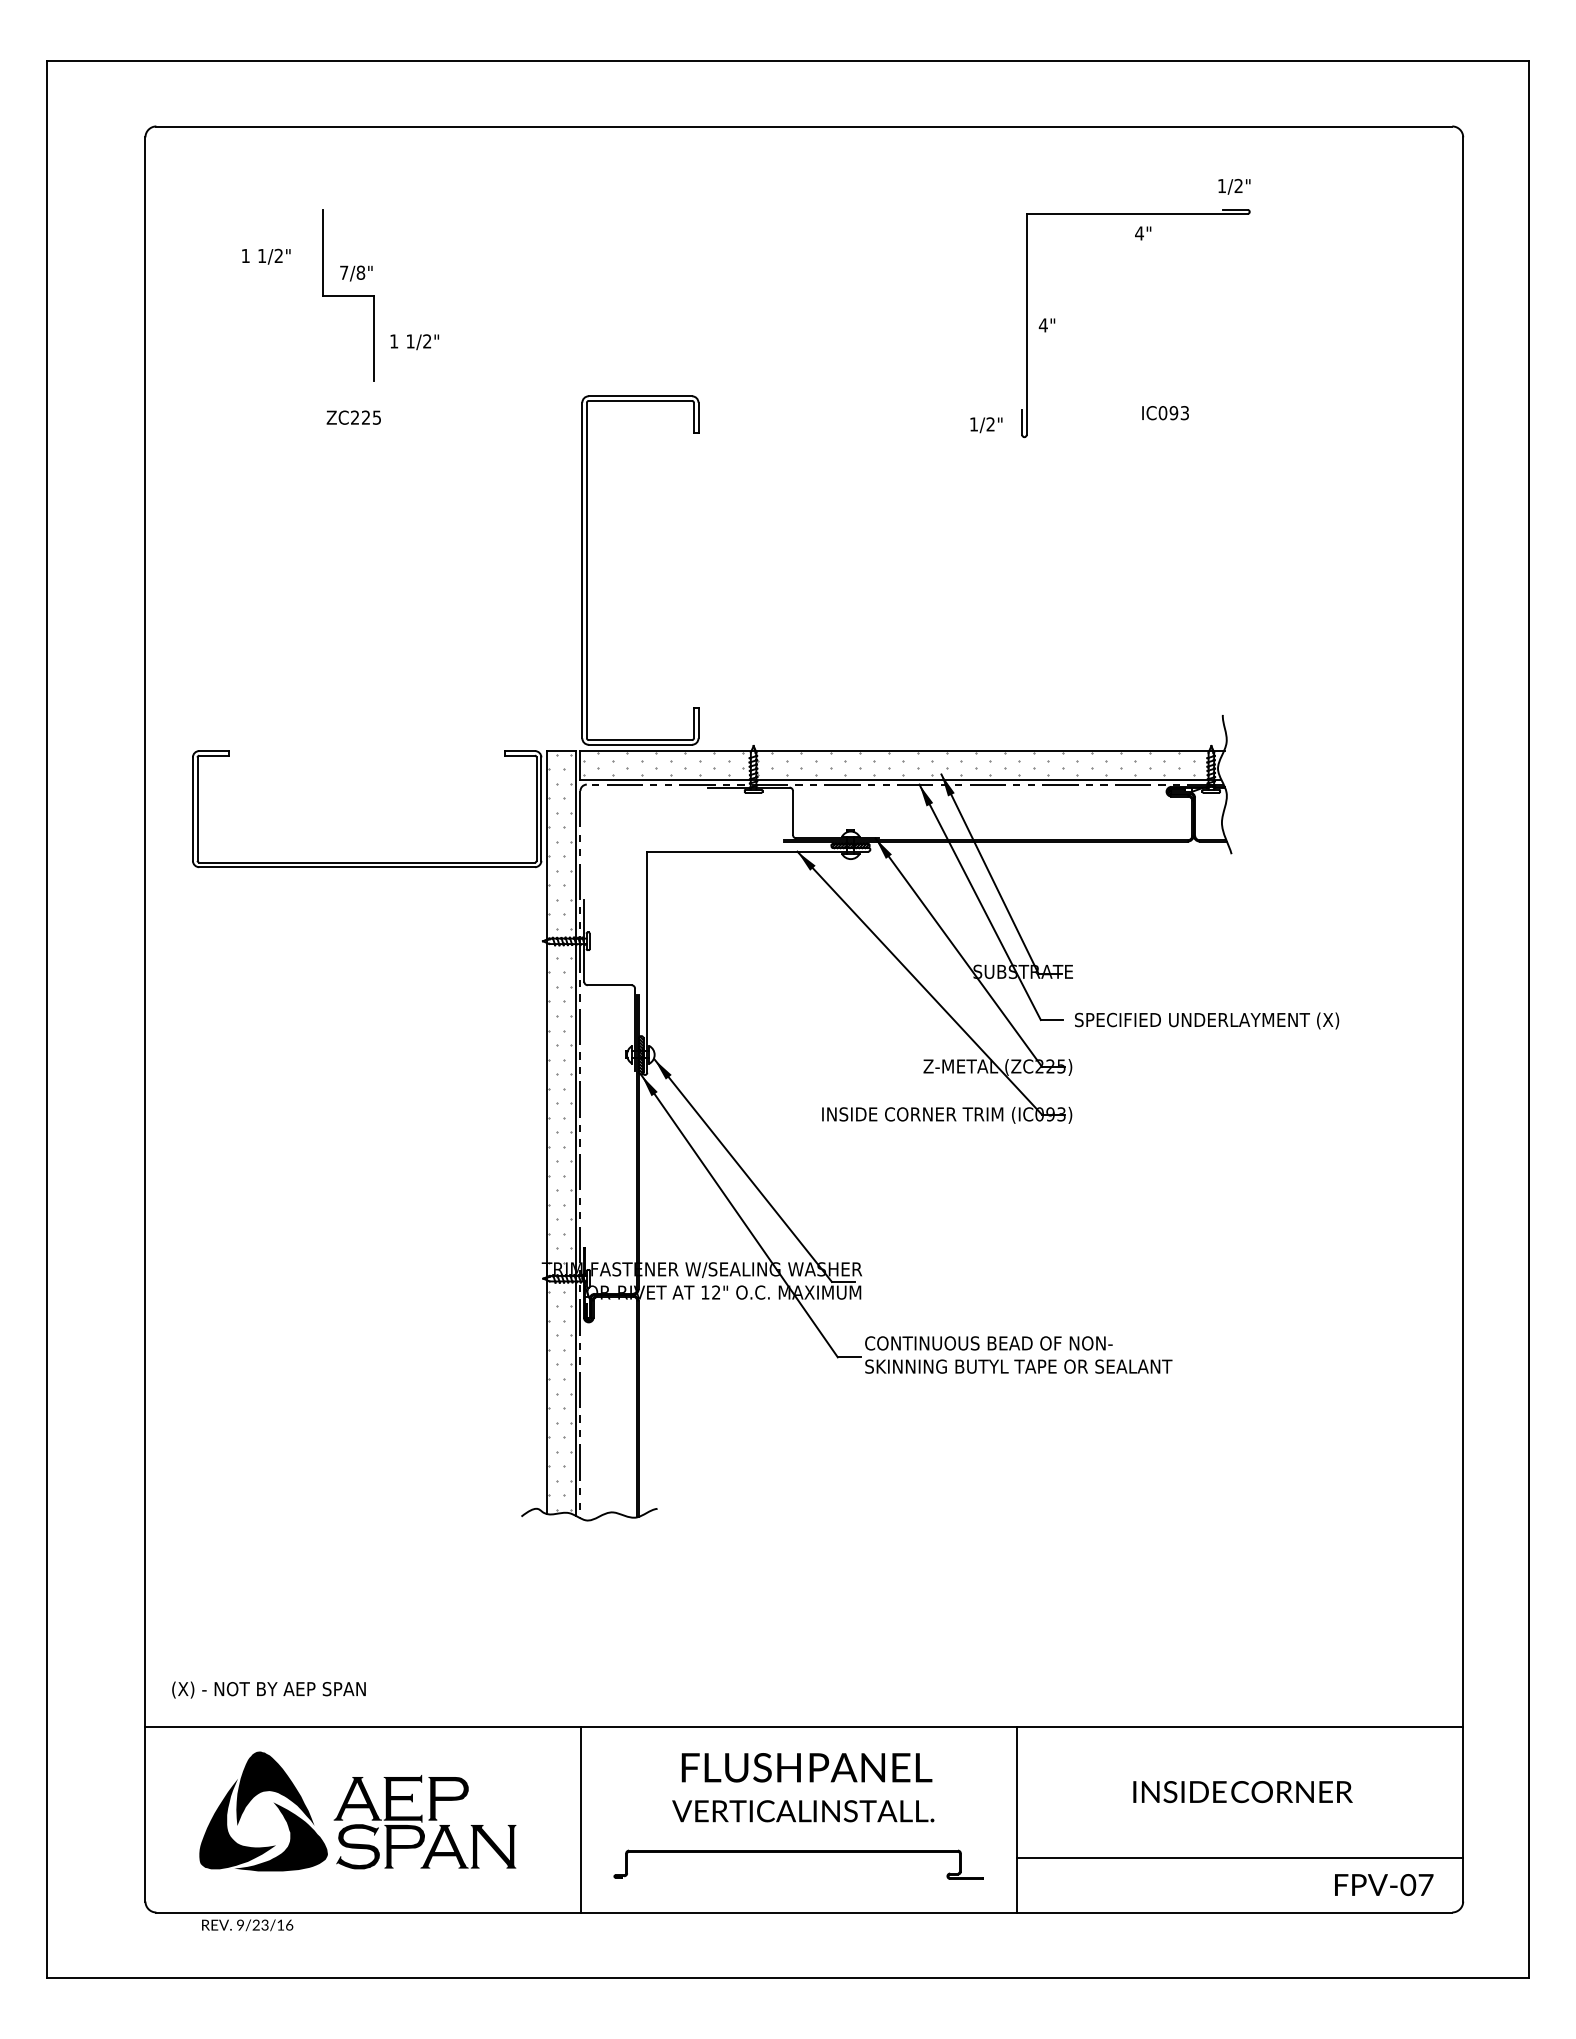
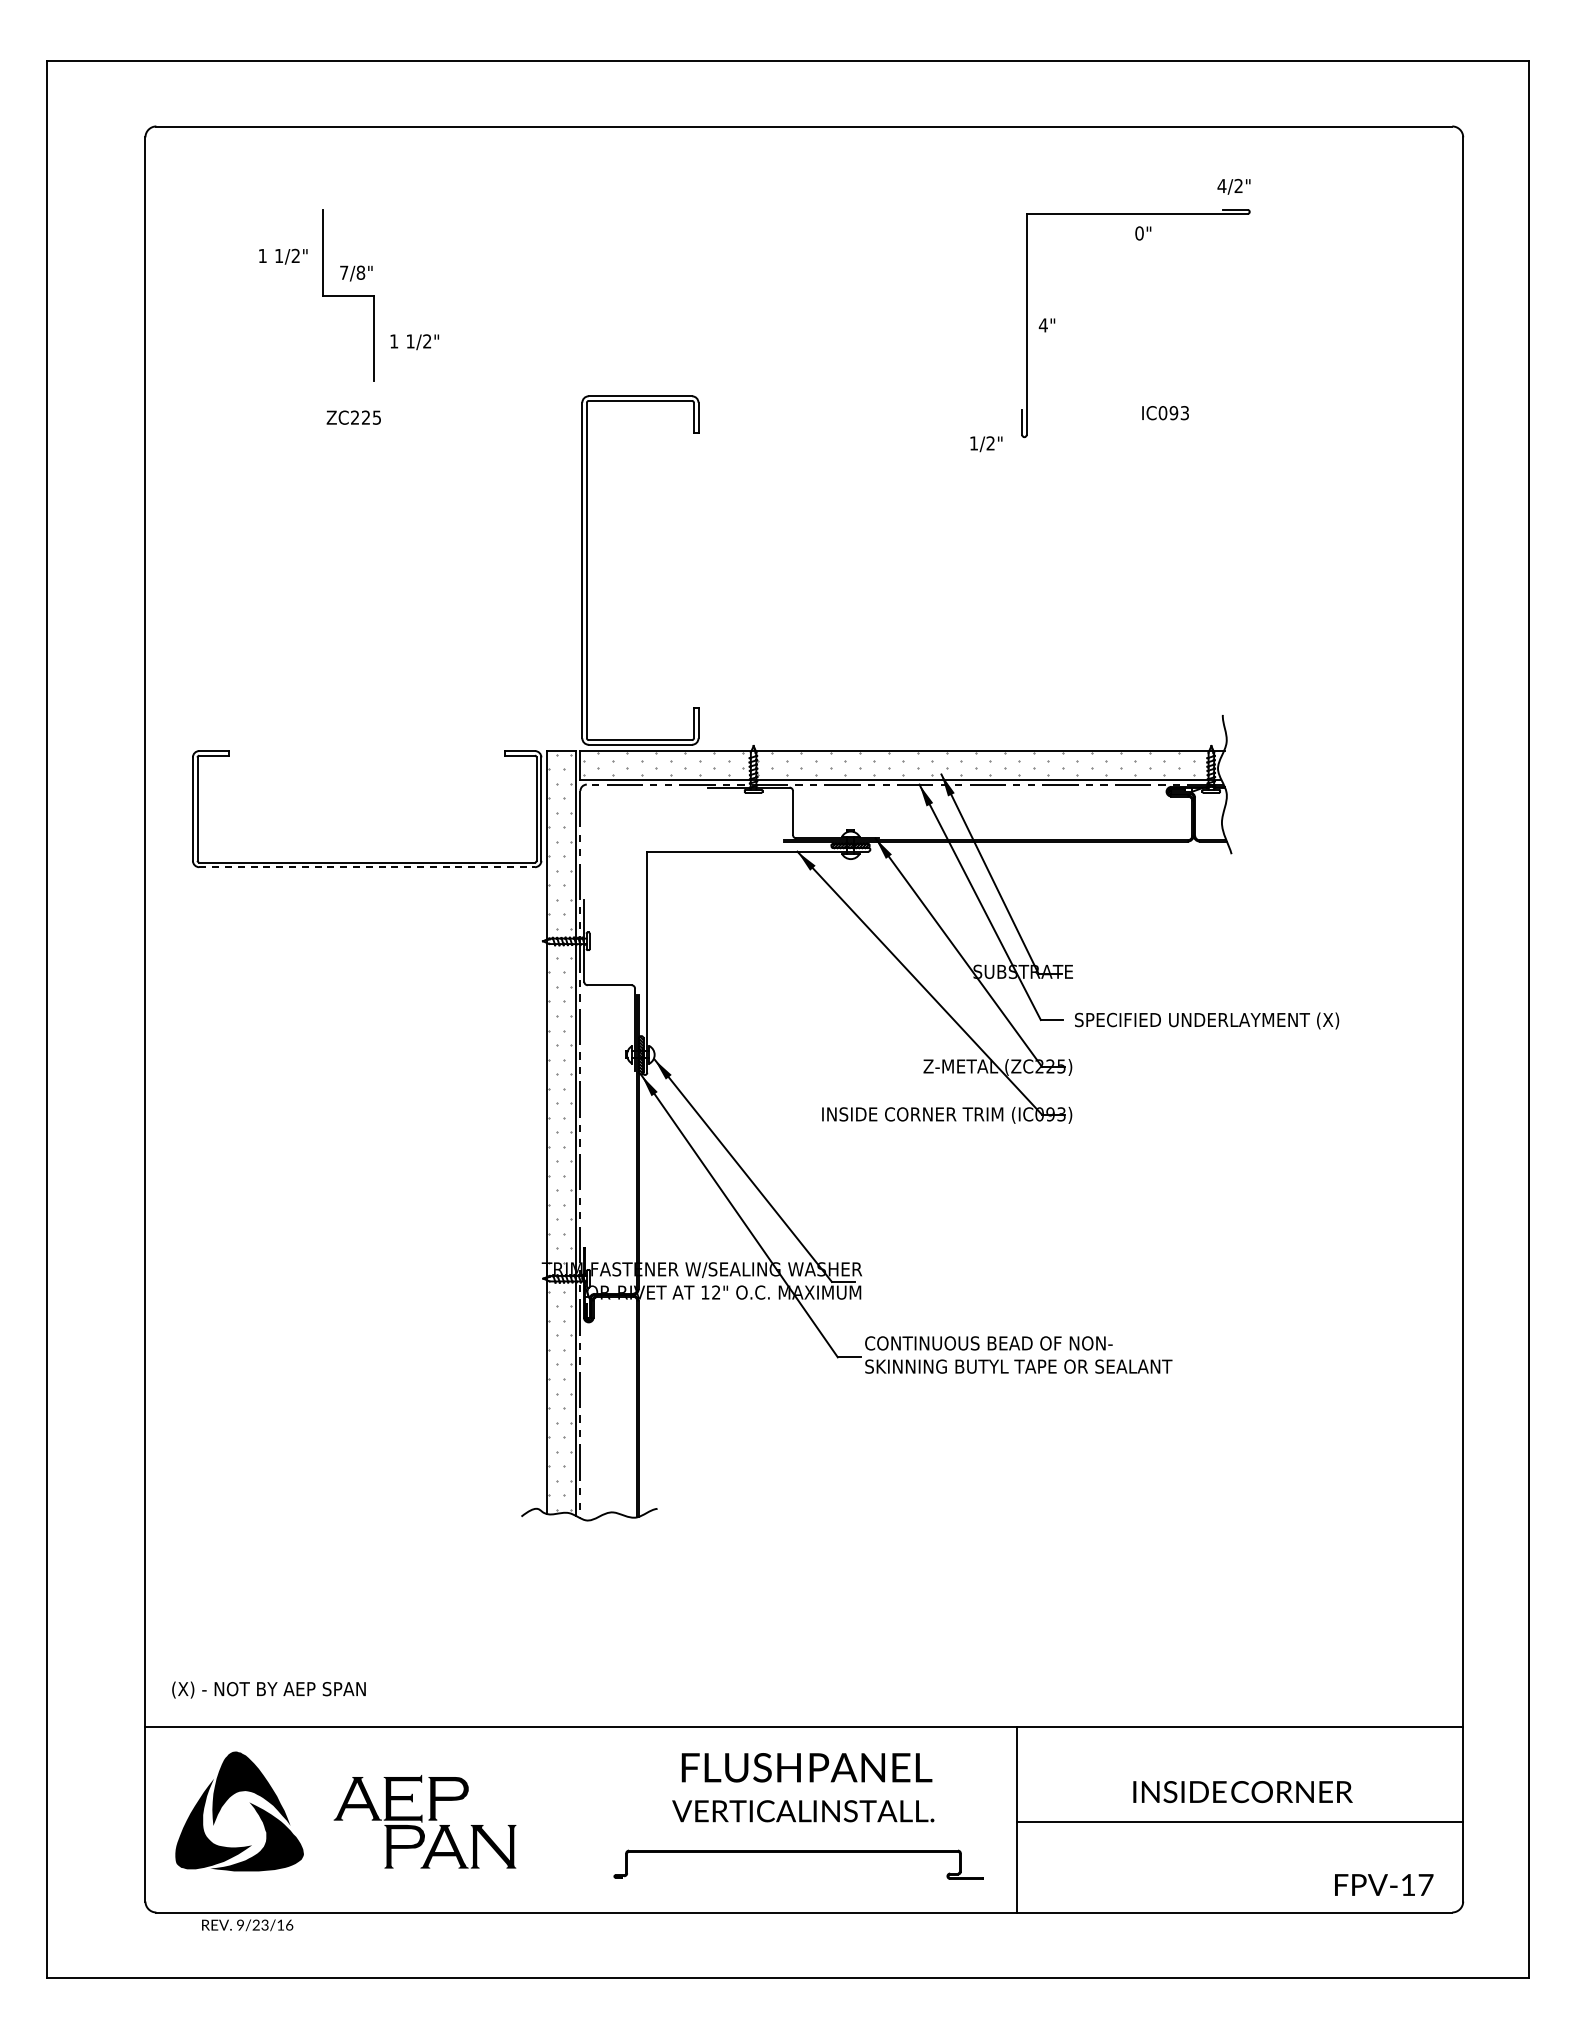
text: 1/2" -> 4/2" (1221, 185)
text: 4" -> 0" (1139, 233)
text position: (266, 256) -> (283, 256) (283, 256)
text position: (986, 425) -> (986, 444) (986, 444)
line: solid -> dashed (367, 867)
part position: (273, 1802) -> (249, 1802) (249, 1802)
line: present -> none (581, 1819)
fill: present -> none (357, 1846)
line position: (1239, 1858) -> (1239, 1822) (1239, 1822)
text: FPV-07 -> FPV-17 (1408, 1885)
